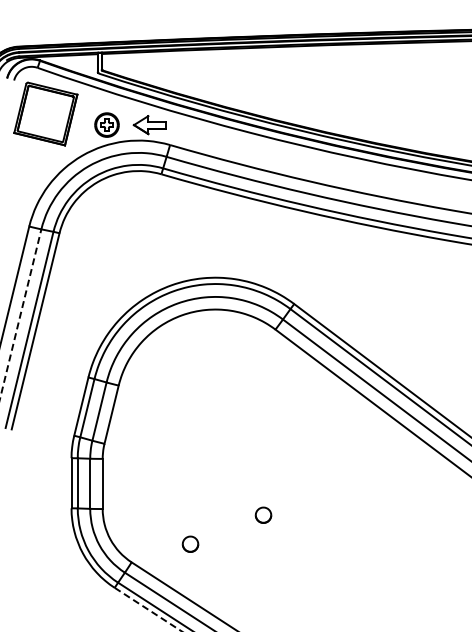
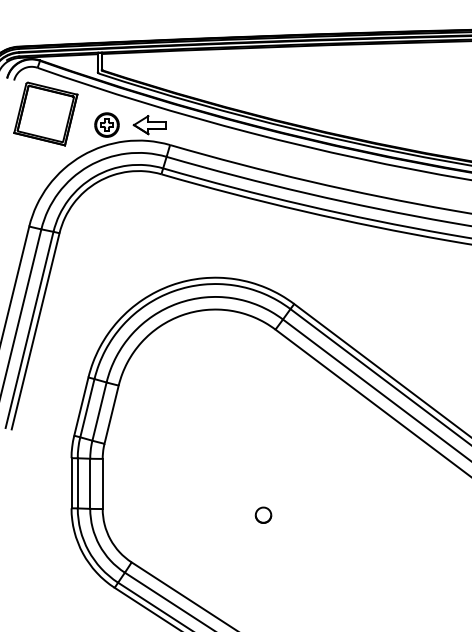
line: dashed -> solid (20, 313)
part: present -> none (190, 543)
line: dashed -> solid (149, 610)
